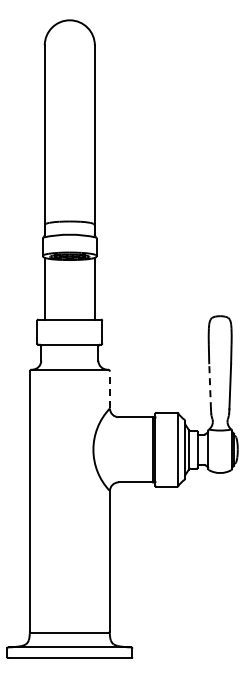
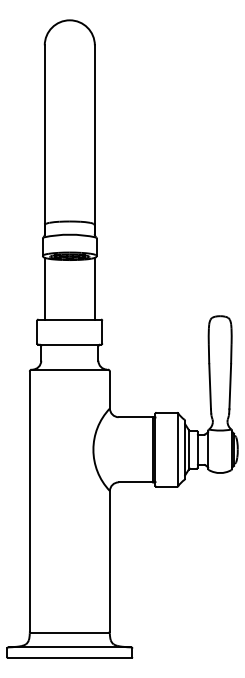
line: dashed -> solid (210, 386)
line: dashed -> solid (109, 389)
